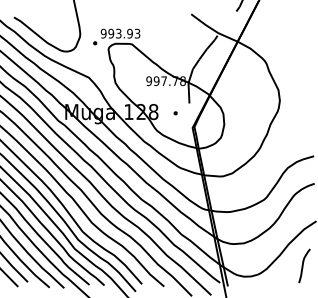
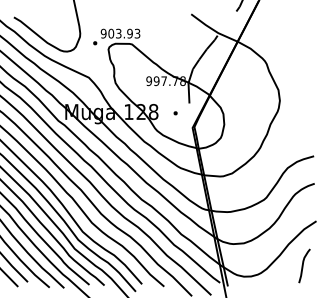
text: 993.93 -> 903.93 (110, 33)
